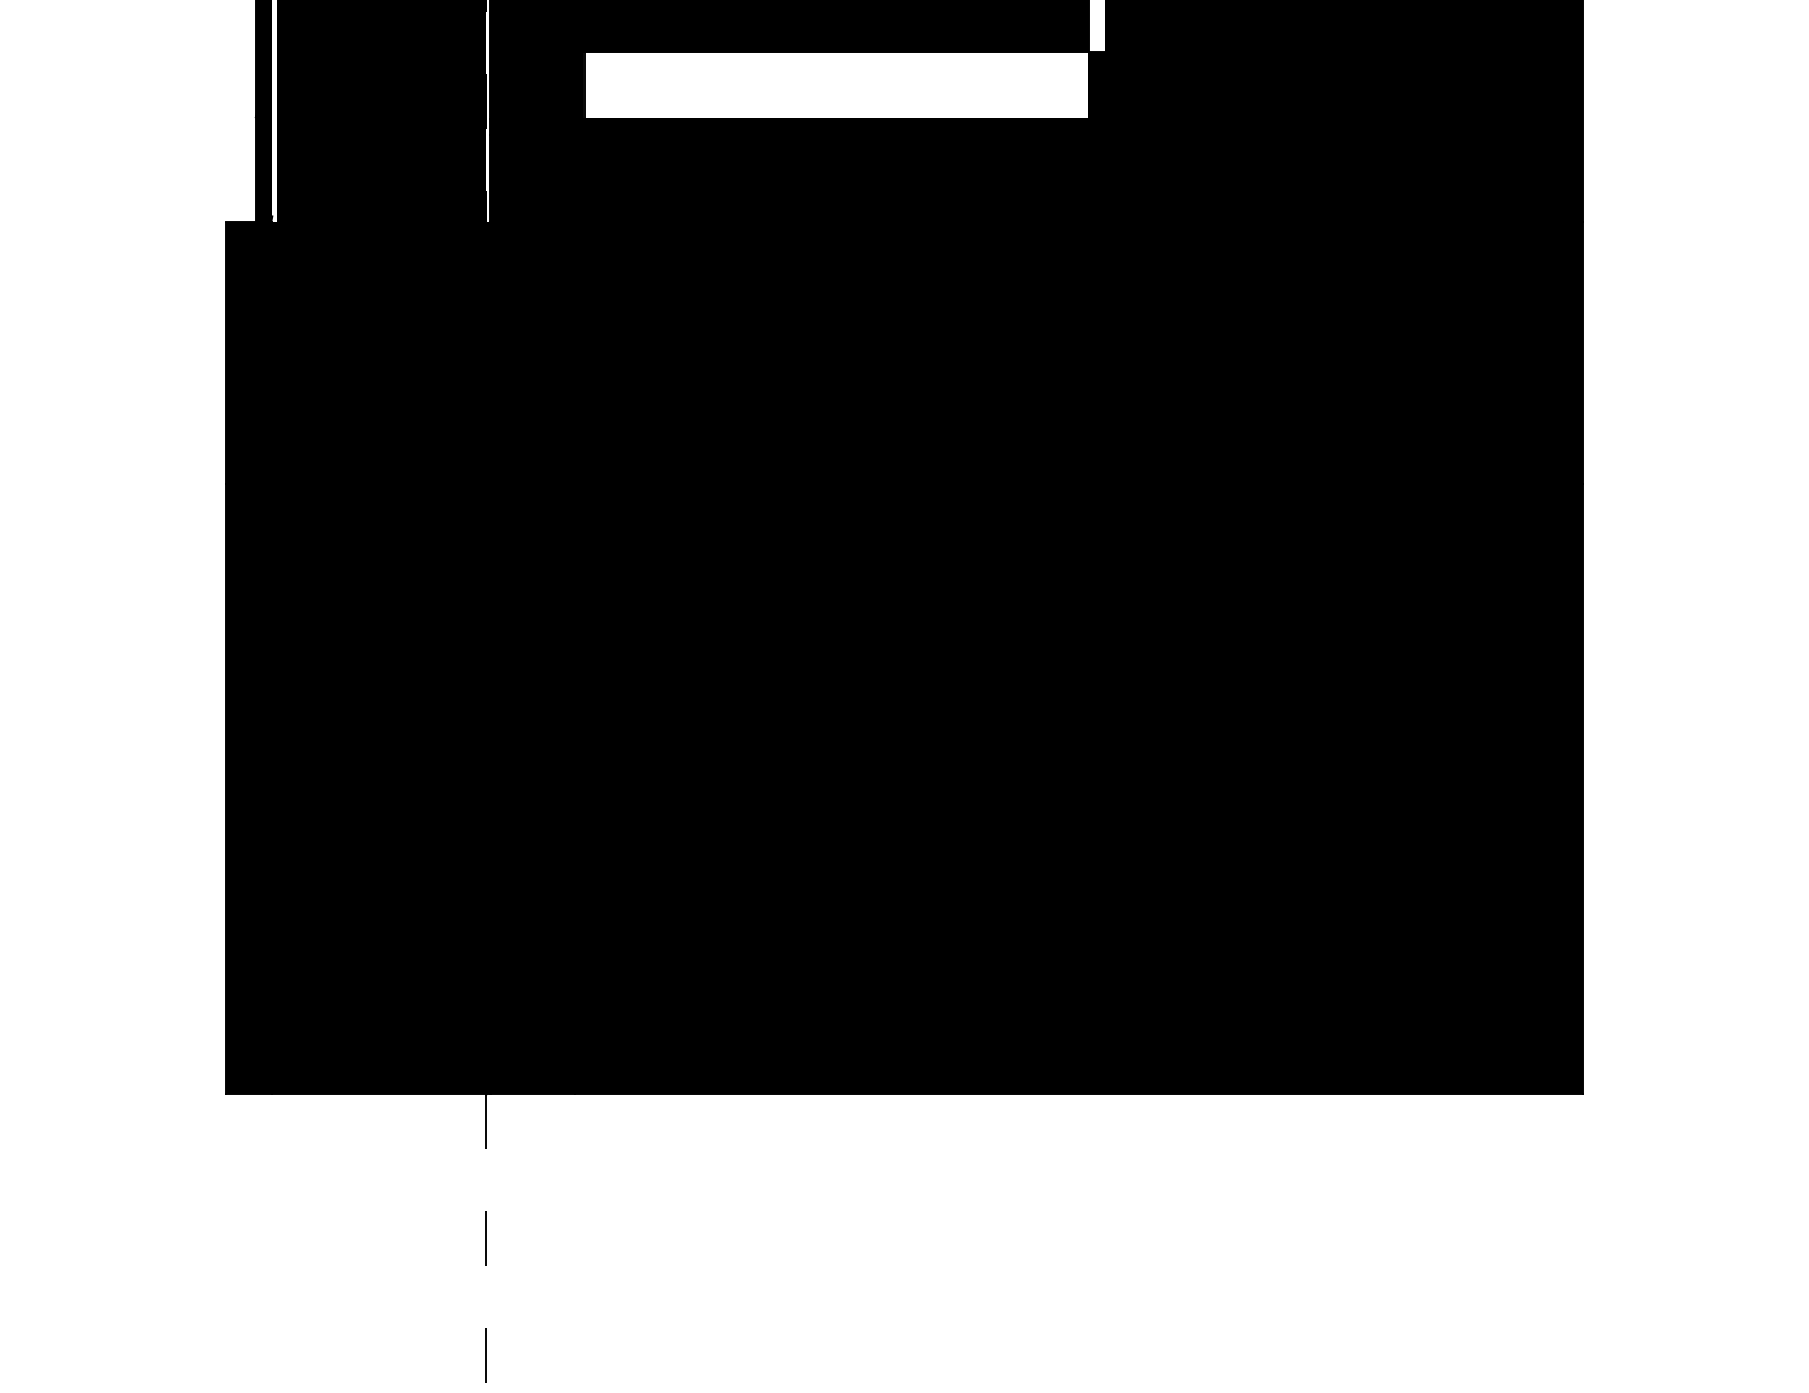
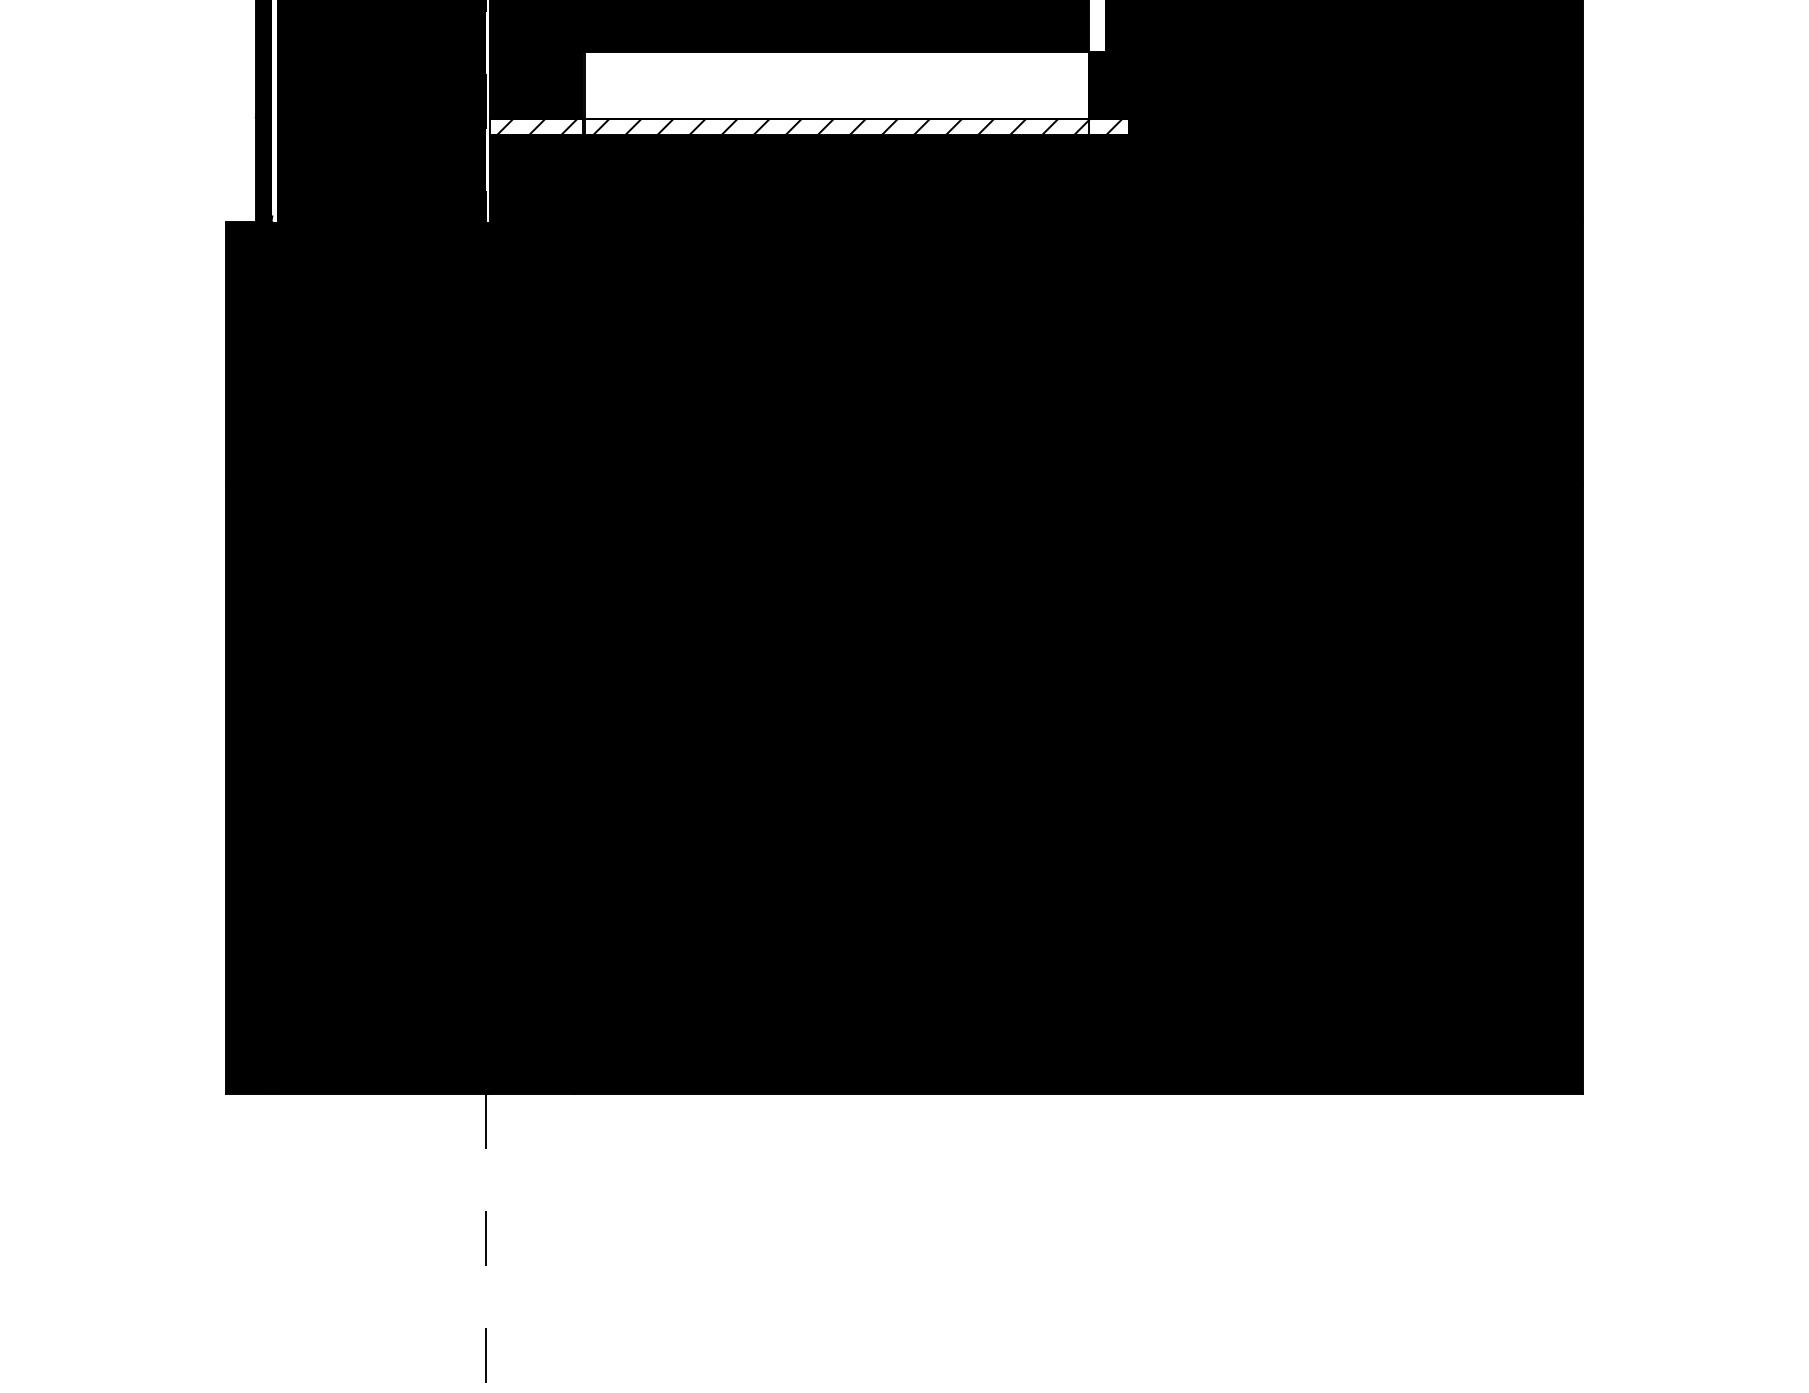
fill: present -> none (809, 126)
